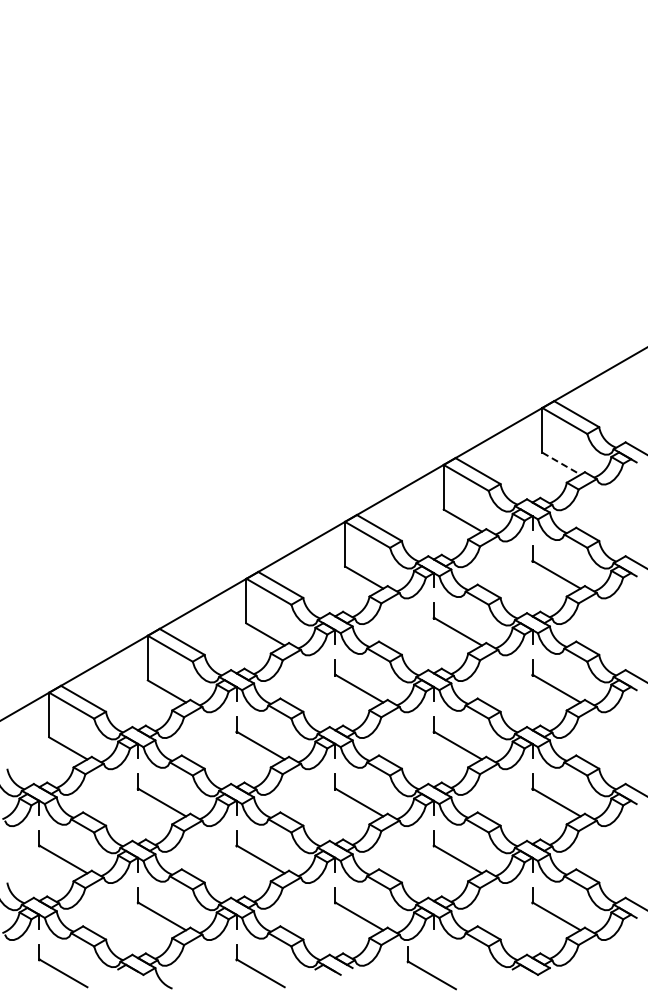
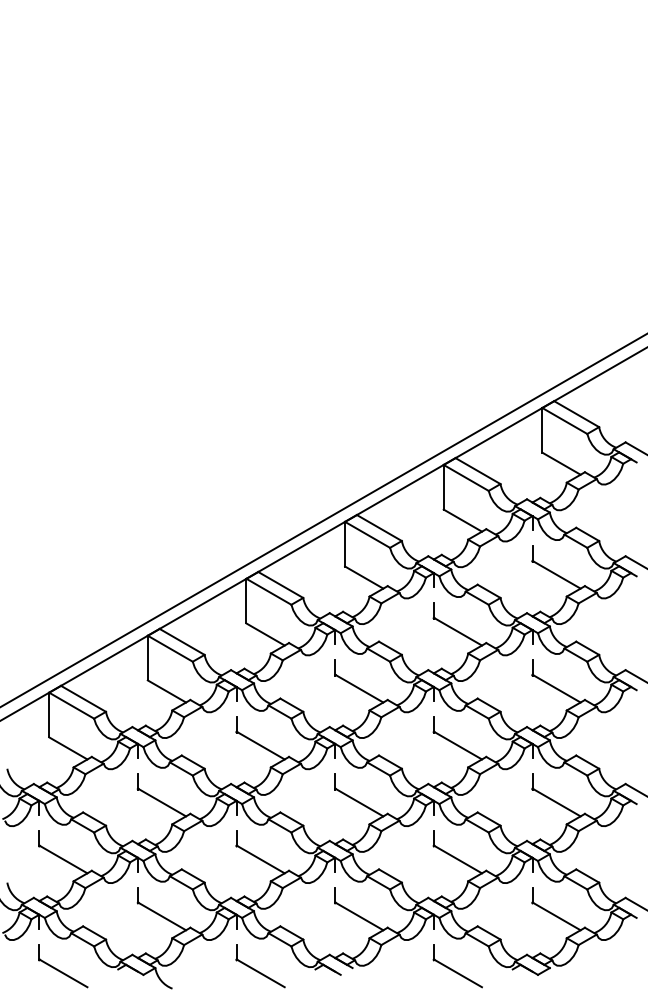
line: dashed -> solid (561, 463)
line: none -> present (323, 520)
part position: (431, 968) -> (457, 966) (457, 966)
